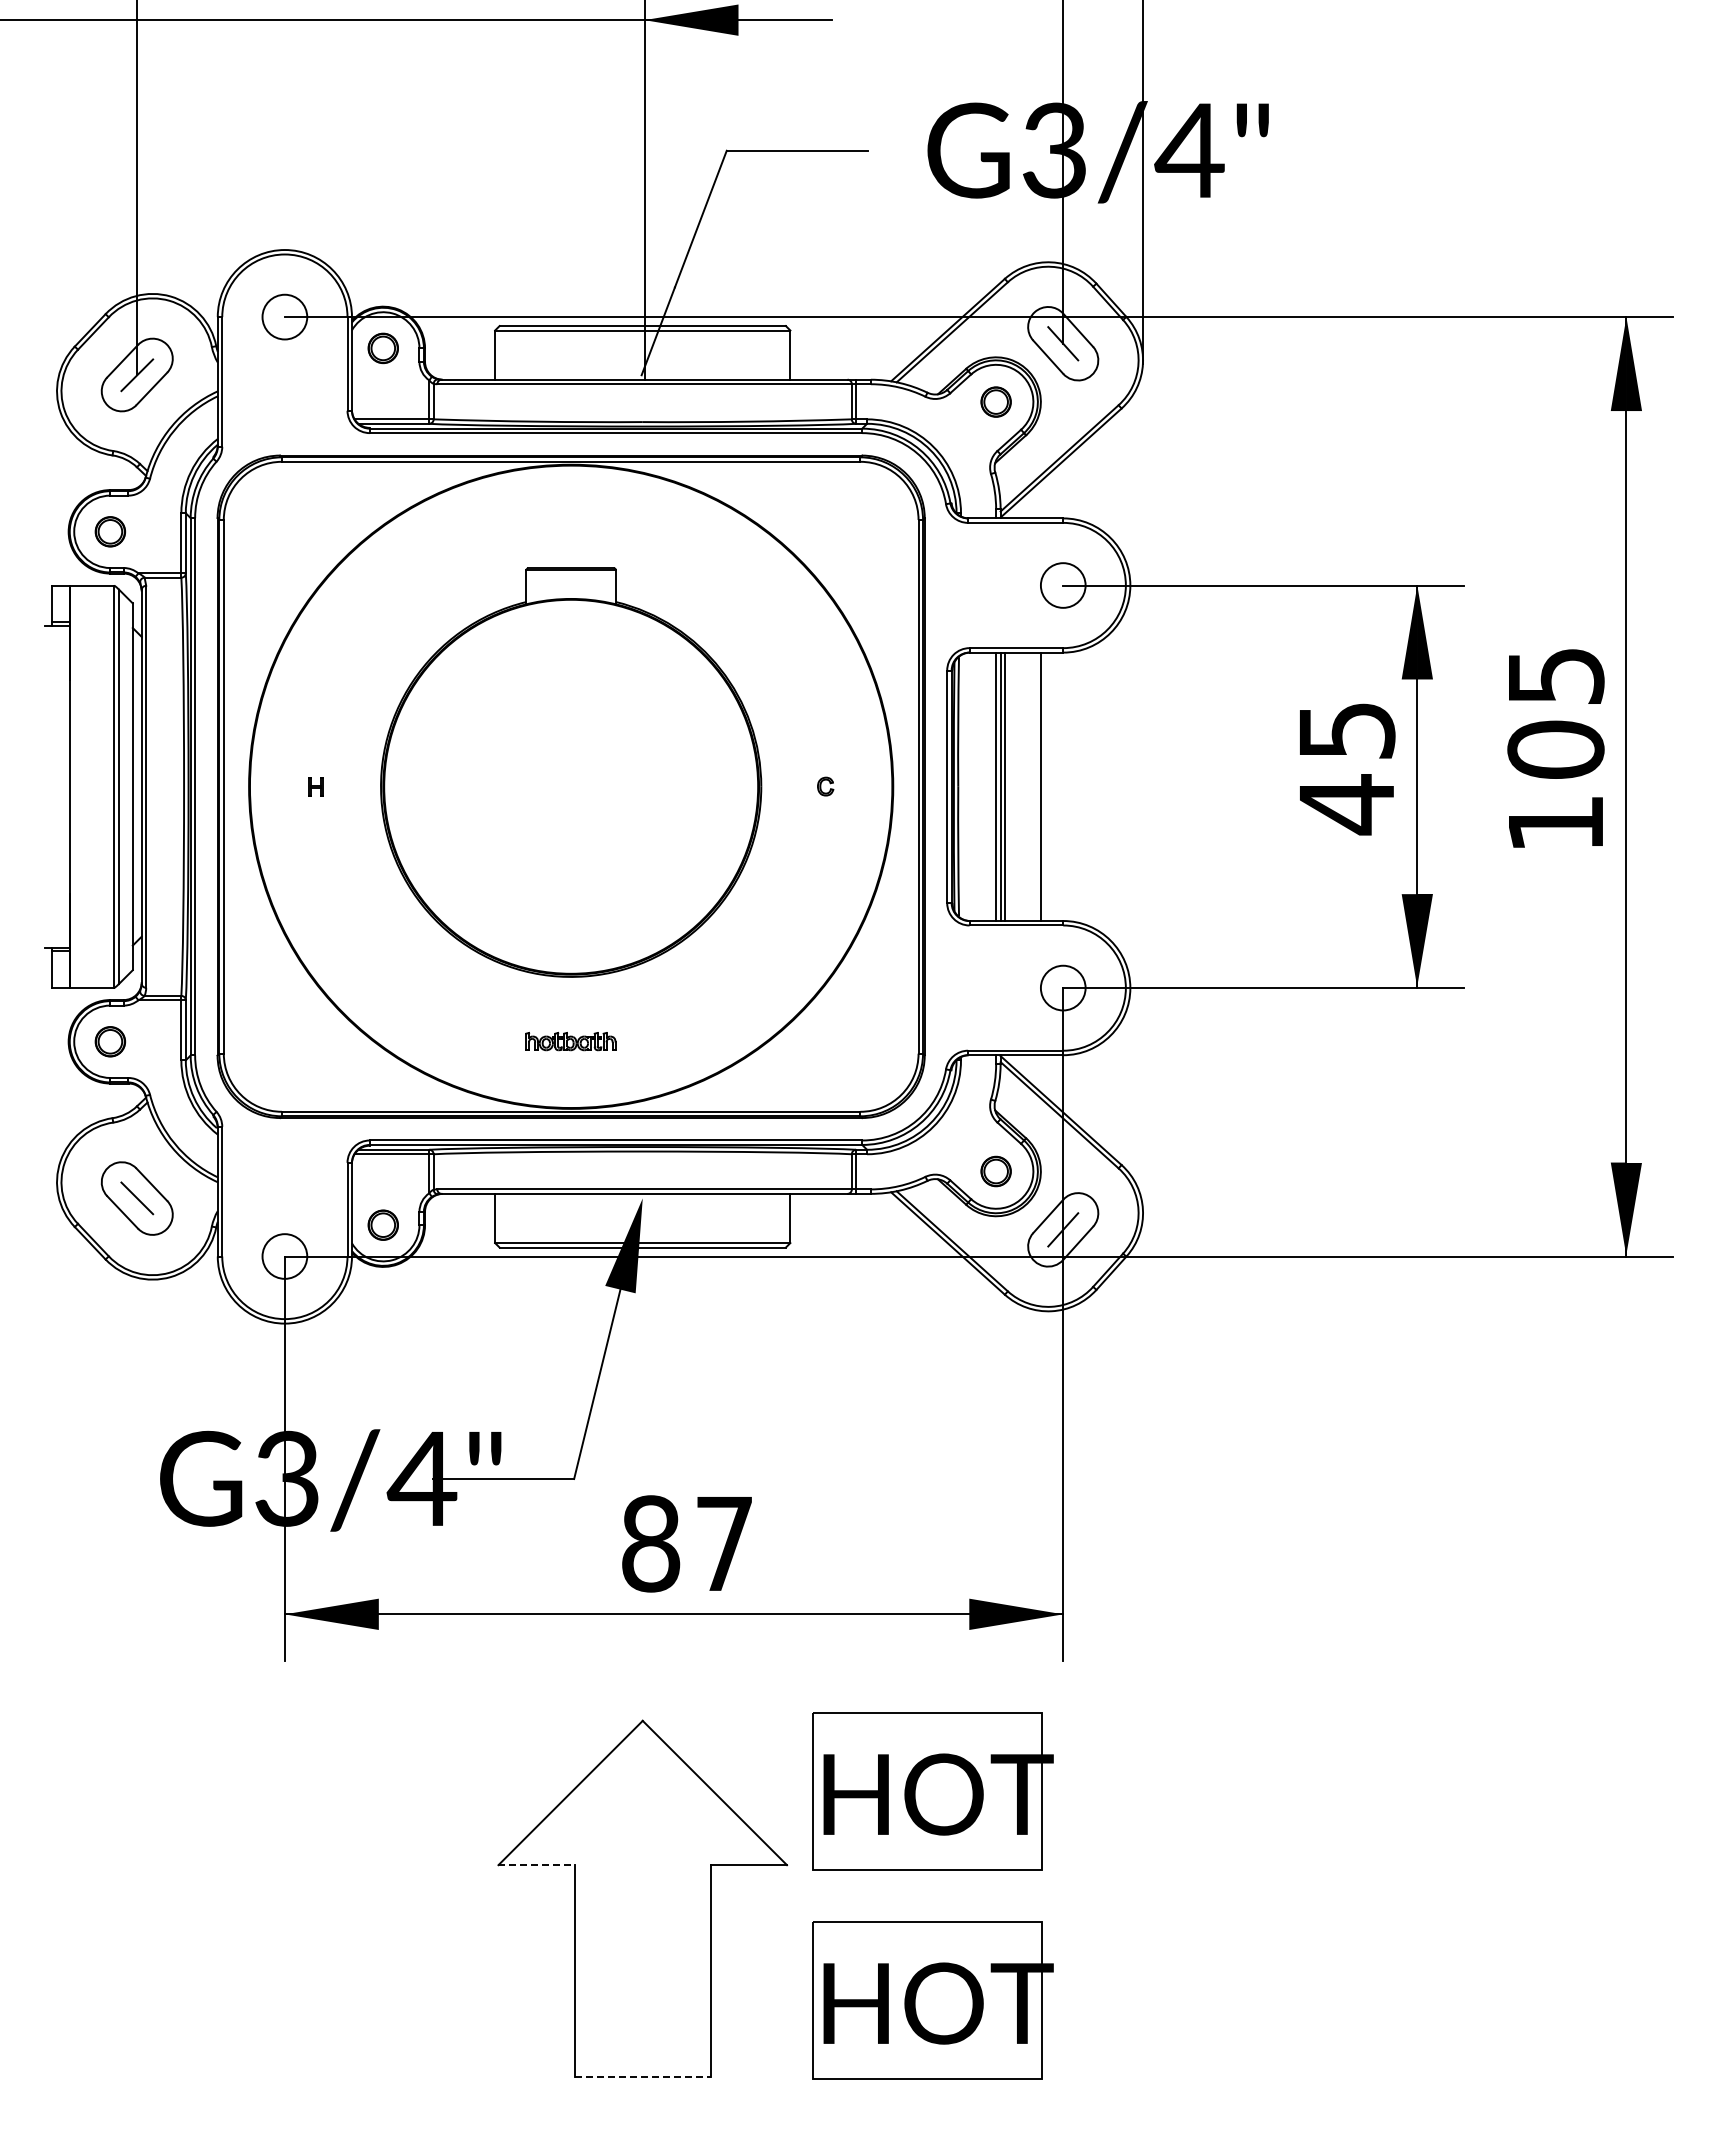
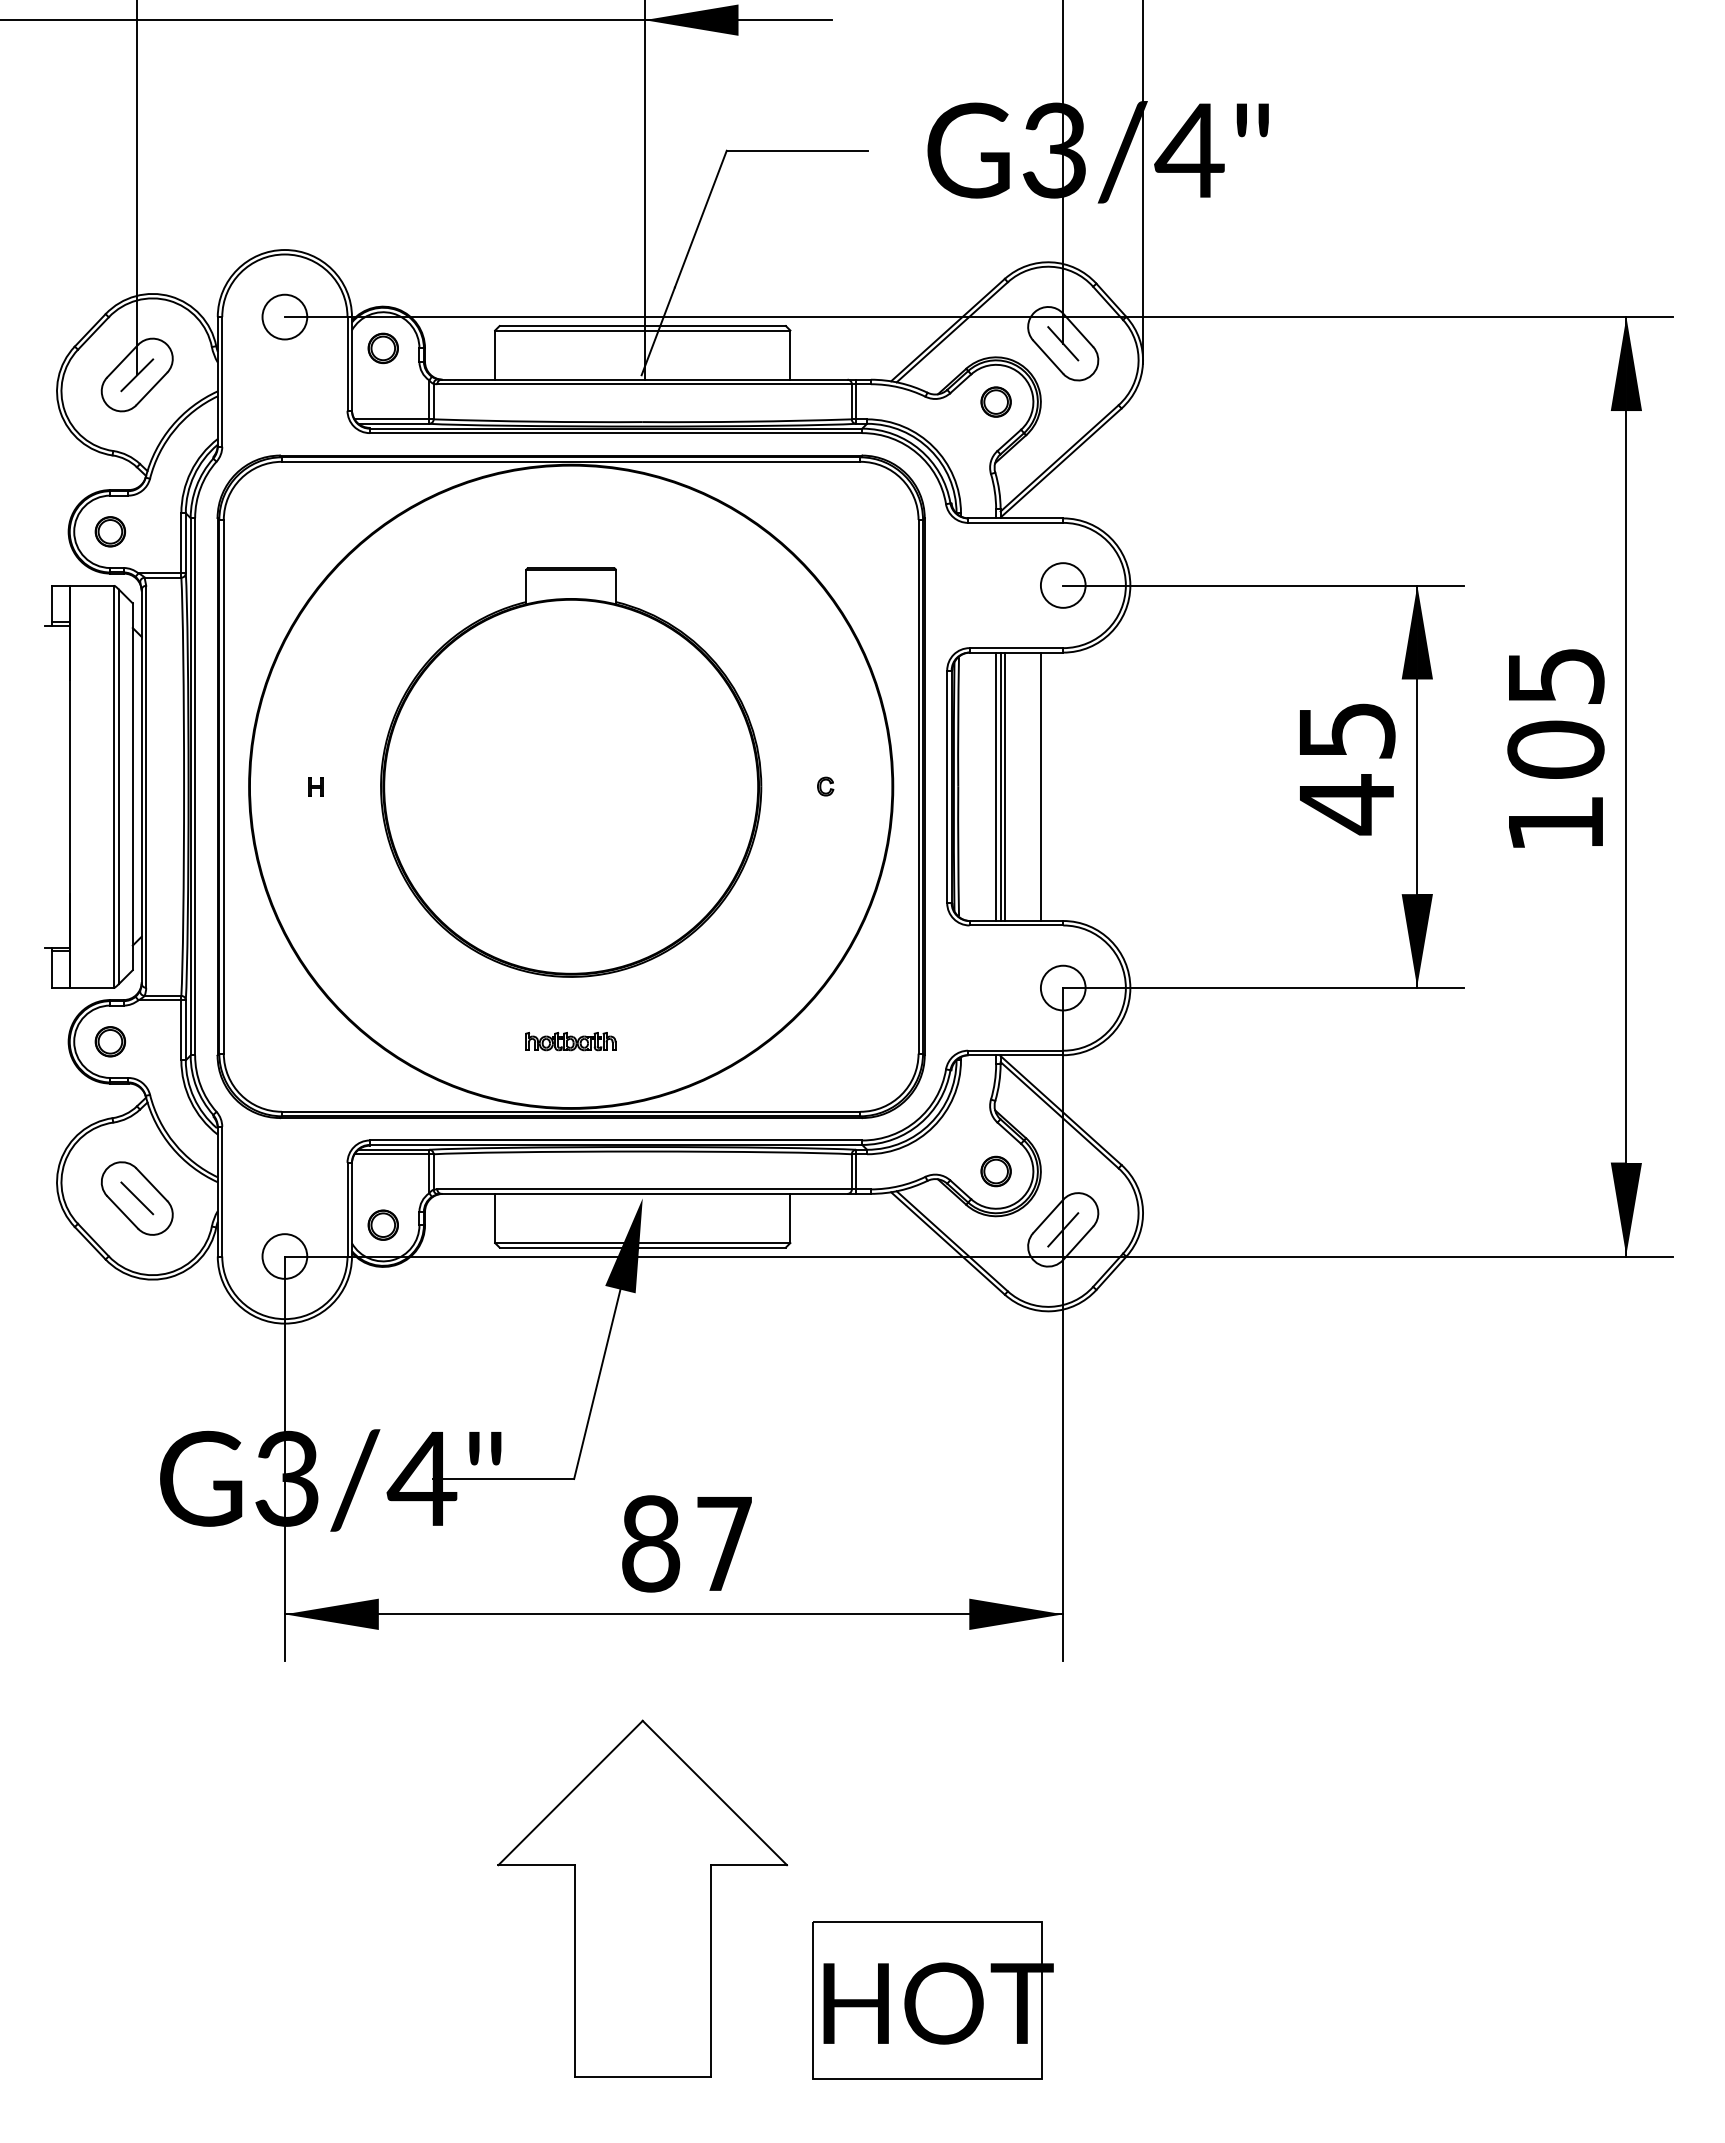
part: present -> none (932, 1791)
line: dashed -> solid (537, 1865)
line: dashed -> solid (642, 2077)
